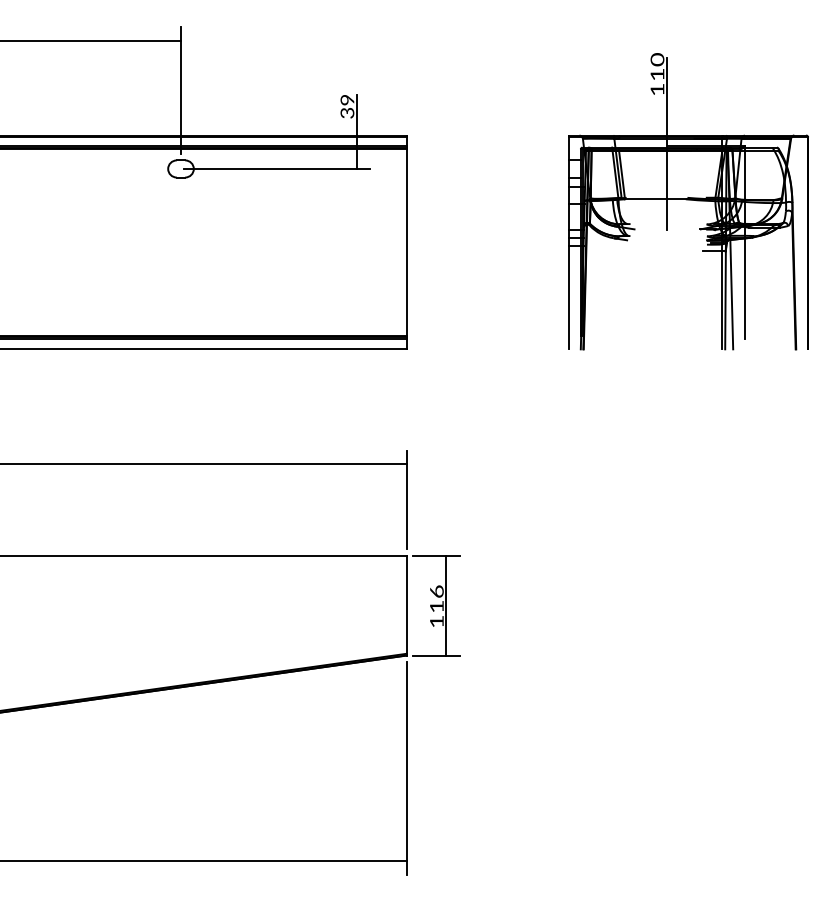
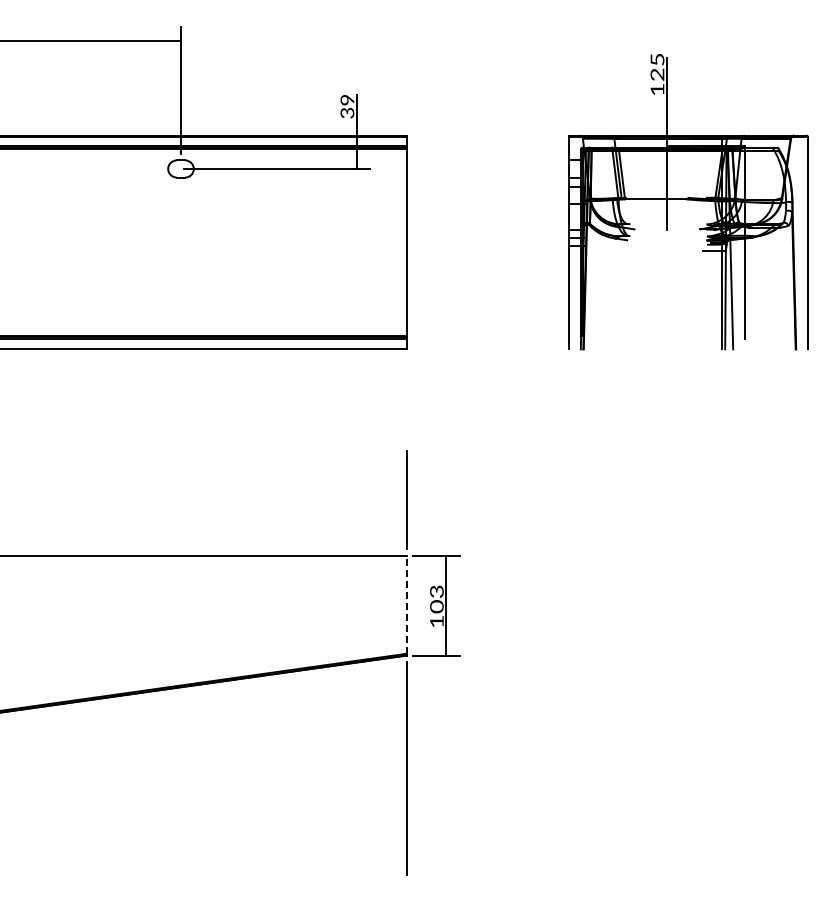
text: 110 -> 125 (657, 66)
line: present -> none (204, 464)
text: 116 -> 103 (436, 599)
line: solid -> dashed (406, 604)
line: present -> none (204, 861)
